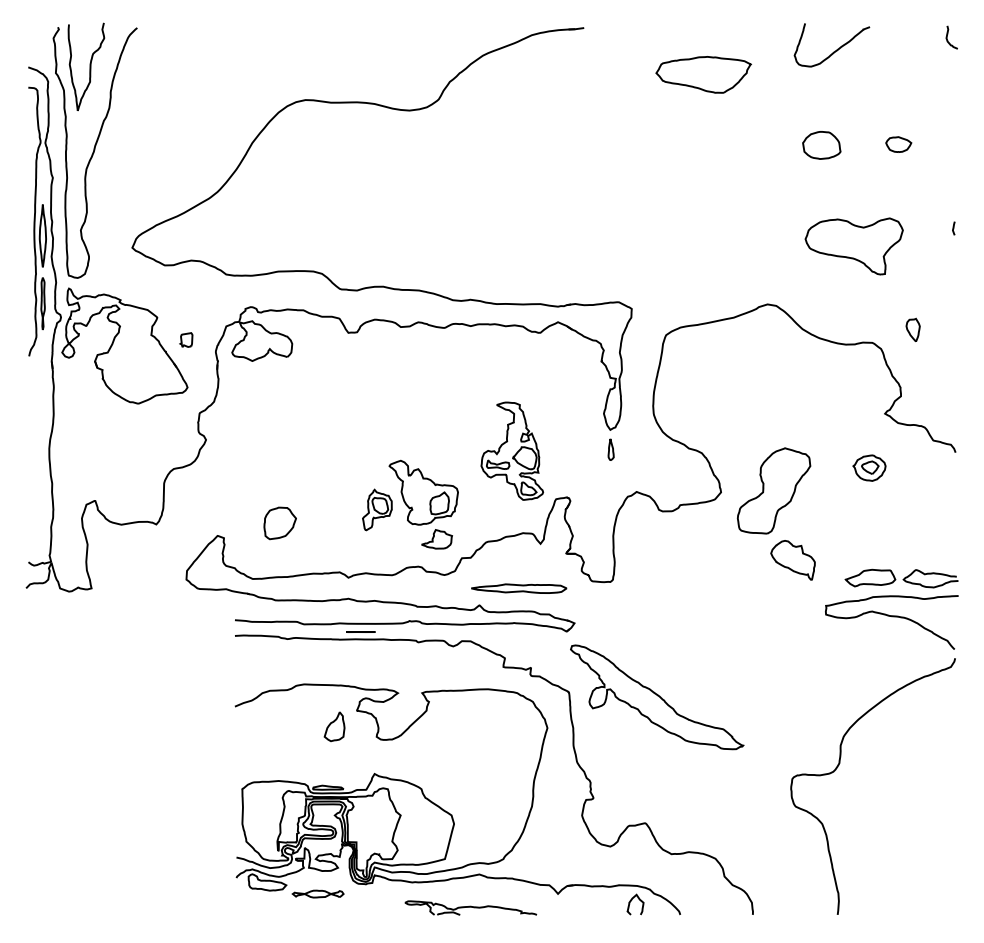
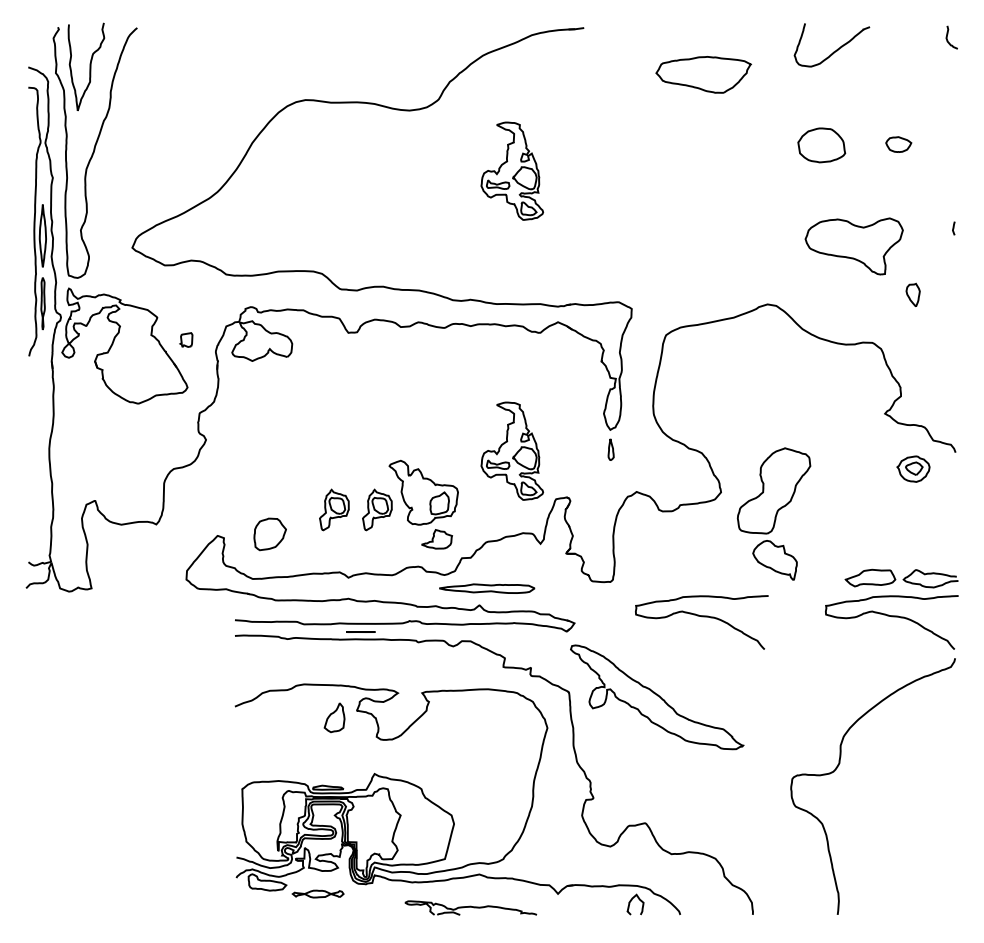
part size: 40x29 px -> 50x37 px (821, 145)
part: none -> present (512, 170)
part position: (912, 329) -> (912, 294) (912, 294)
part position: (869, 467) -> (913, 468) (913, 468)
part: none -> present (334, 509)
part position: (279, 523) -> (269, 534) (269, 534)
part position: (792, 560) -> (774, 560) (774, 560)
part position: (519, 588) -> (487, 588) (487, 588)
curve: none -> present (701, 617)
part position: (334, 726) -> (334, 717) (334, 717)
